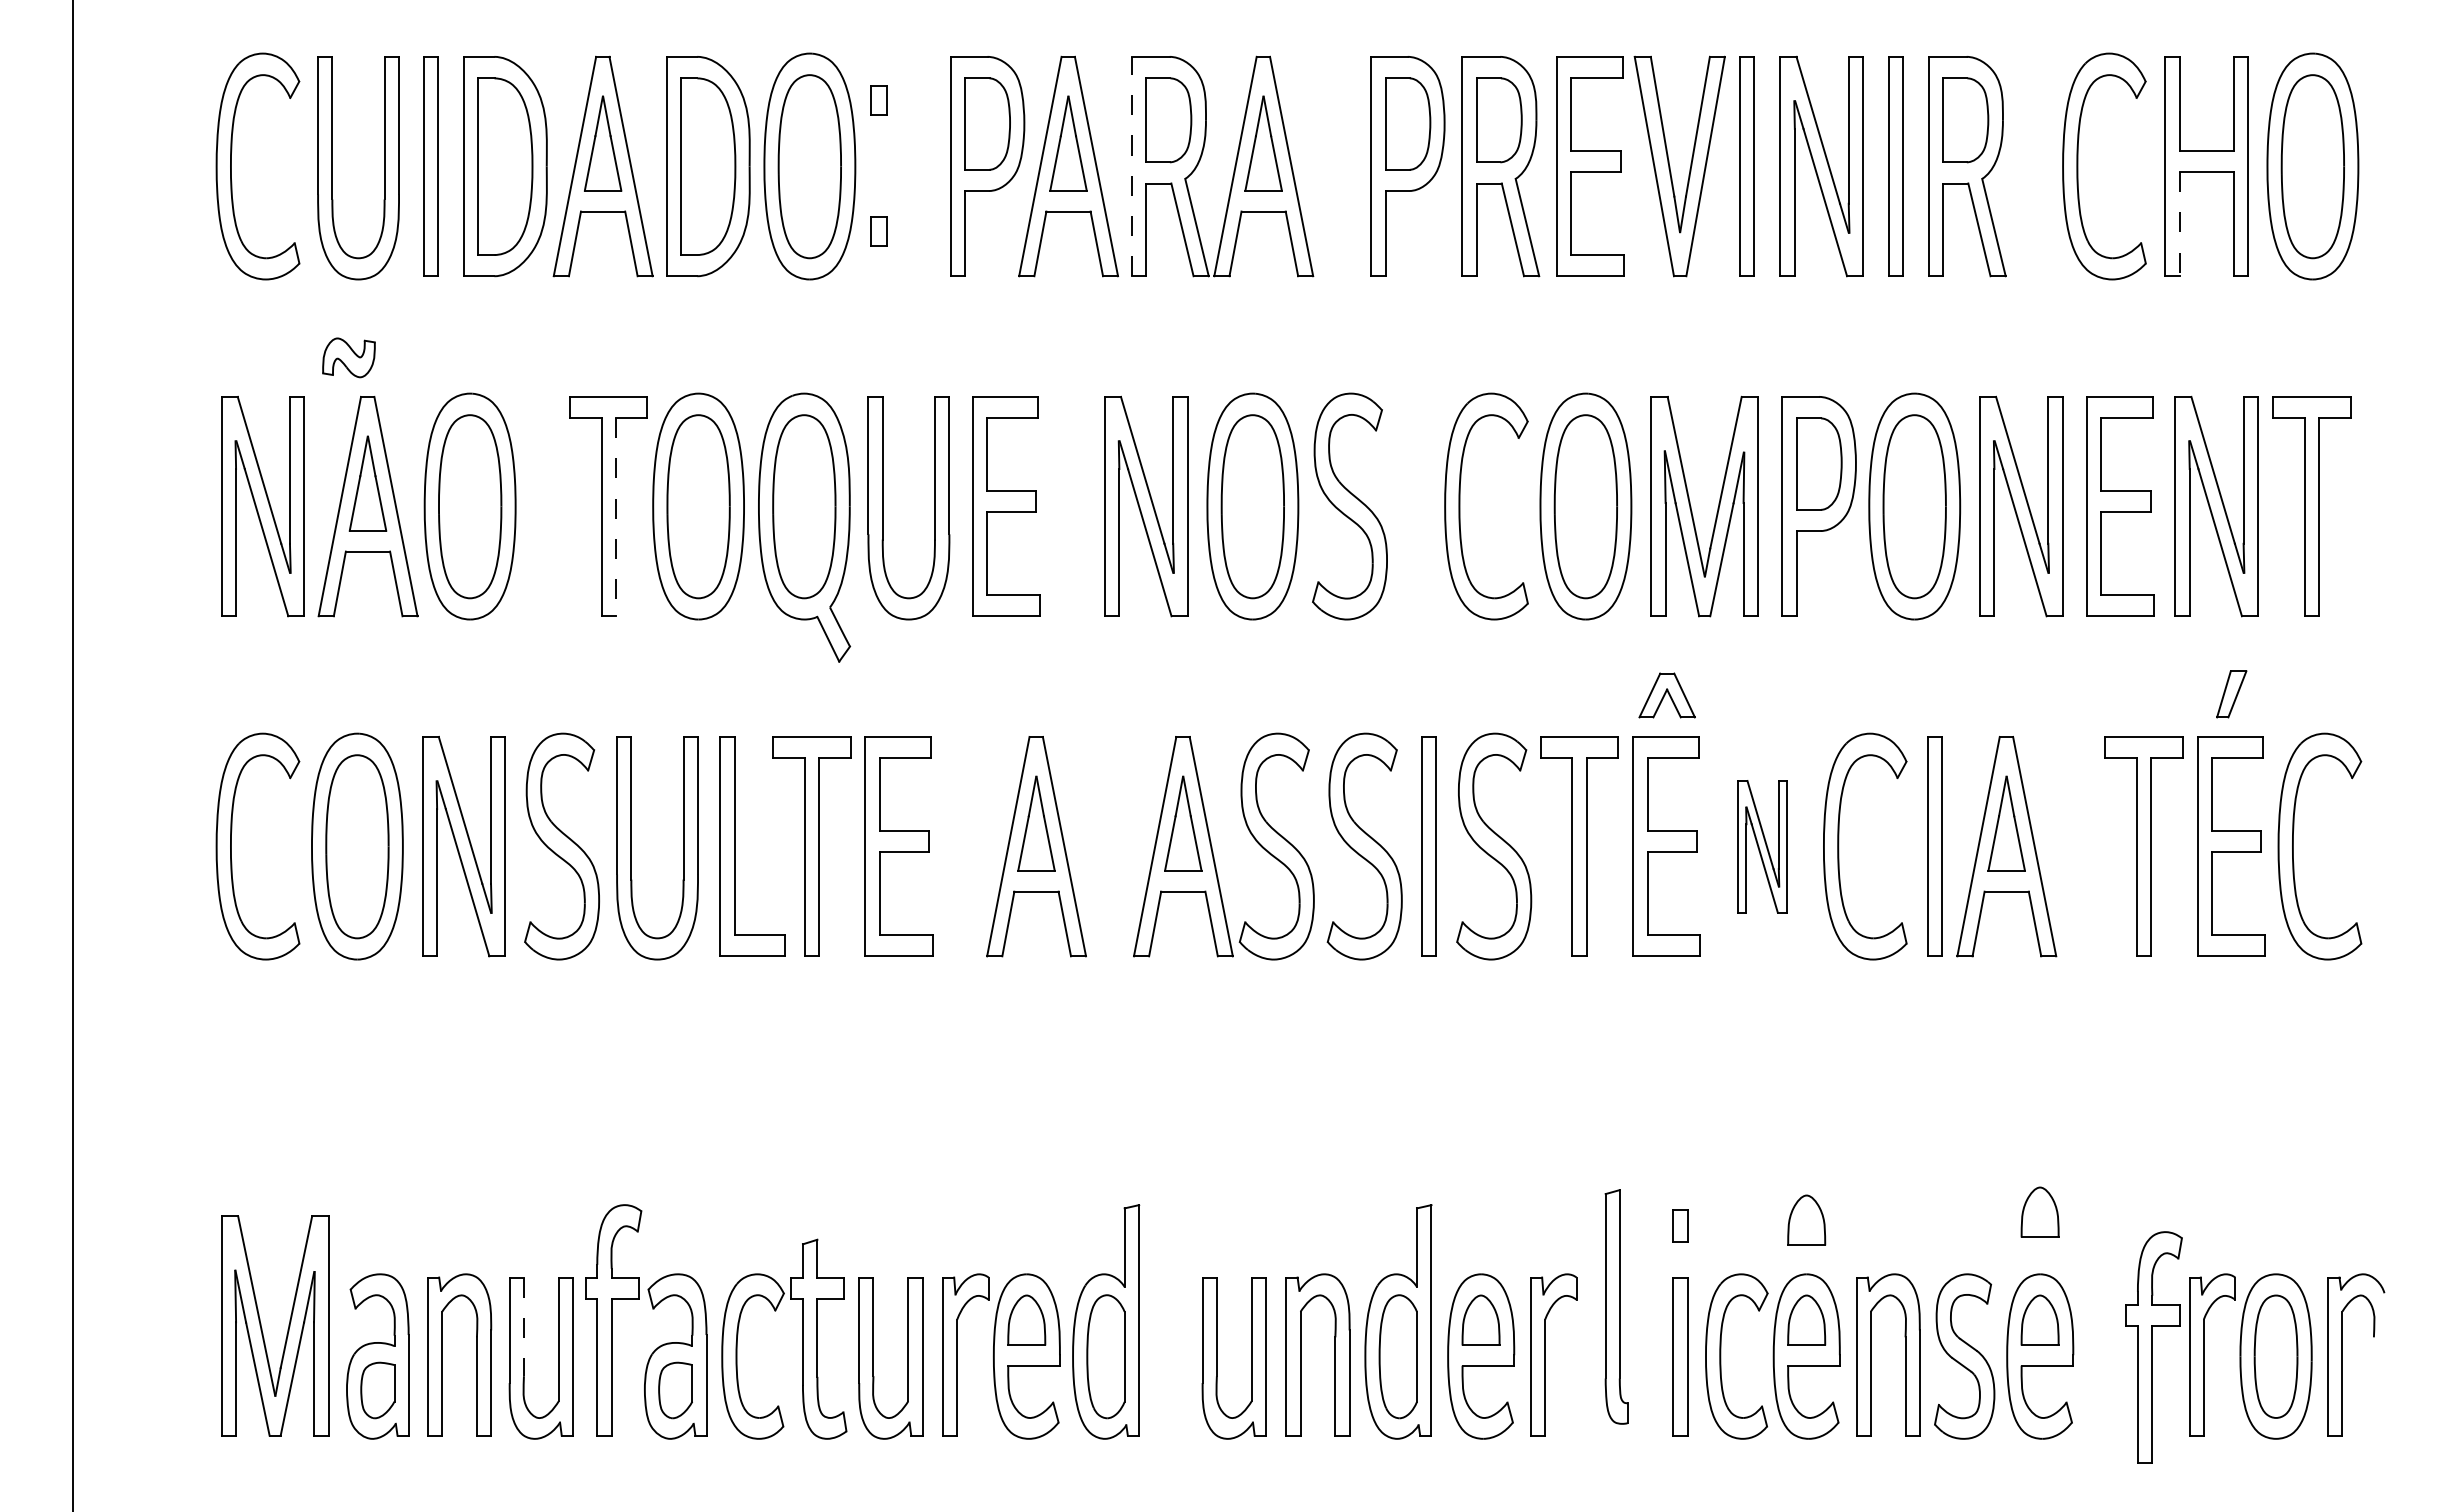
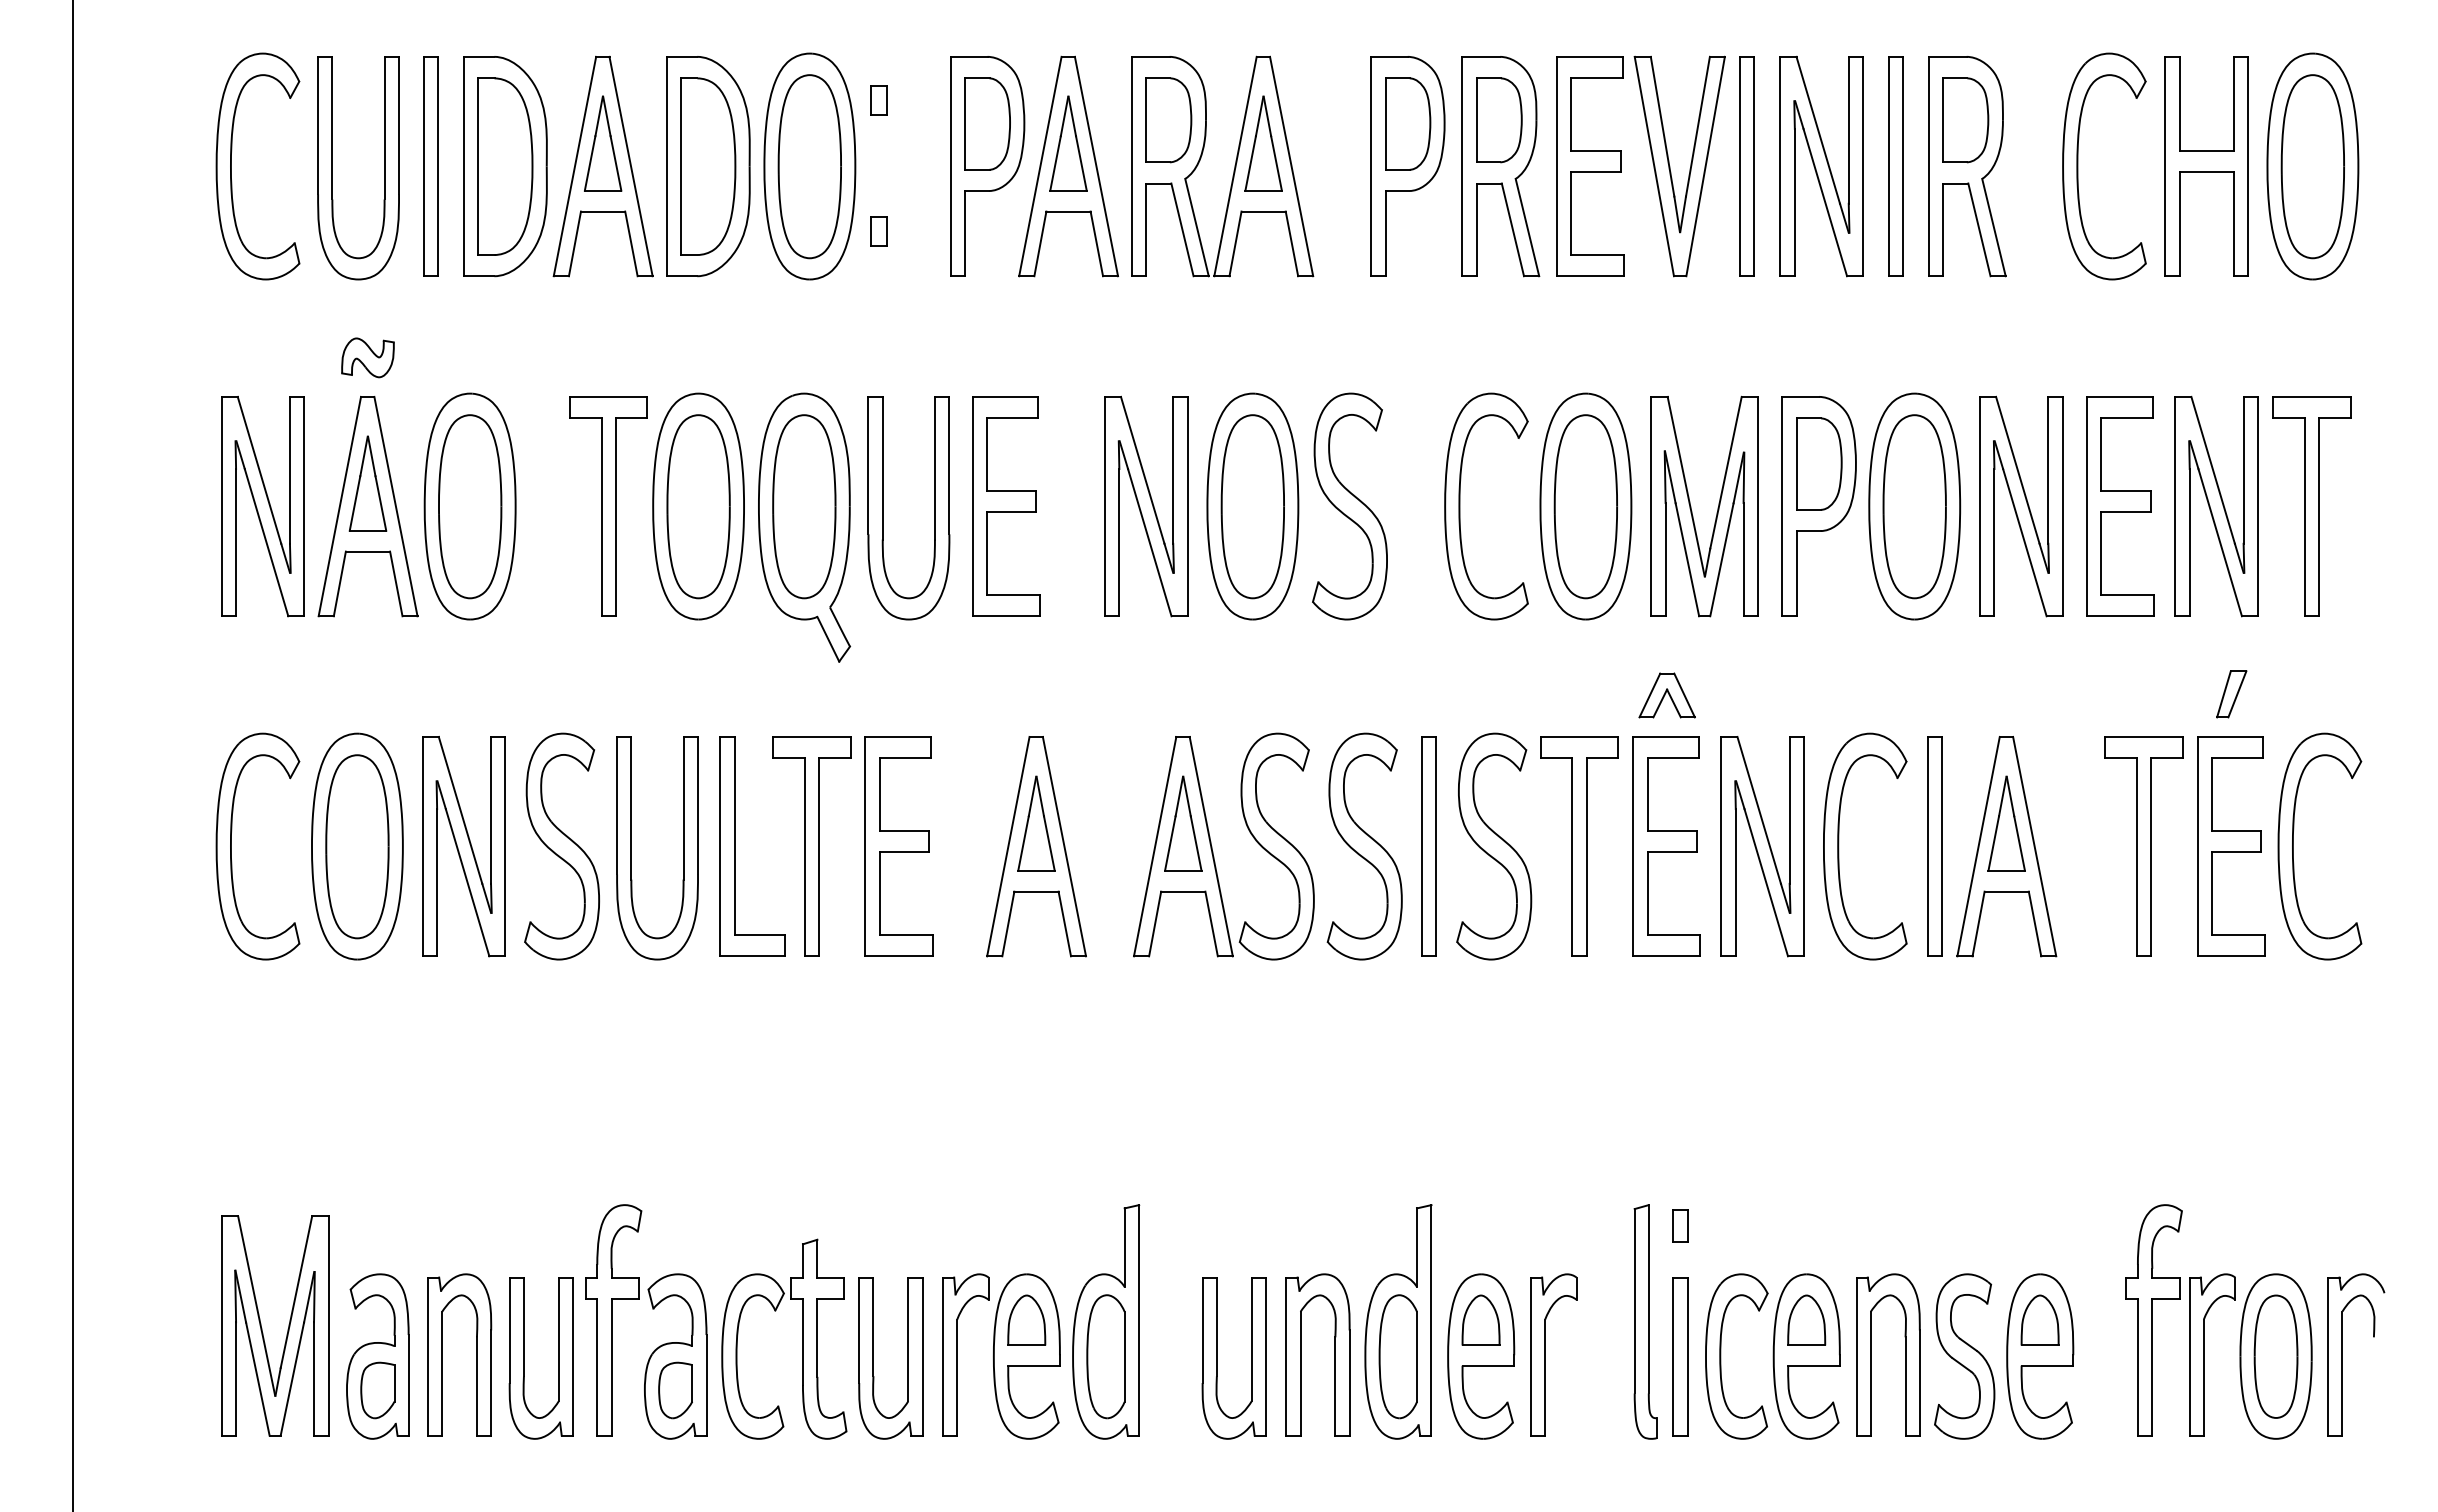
line: dashed -> solid (1131, 166)
line: dashed -> solid (2179, 224)
part position: (348, 357) -> (367, 357) (367, 357)
line: dashed -> solid (615, 517)
part size: 51x134 px -> 85x222 px (1762, 846)
part: present -> none (2039, 1211)
part: present -> none (1806, 1219)
part position: (1616, 1306) -> (1645, 1321) (1645, 1321)
line: dashed -> solid (523, 1327)
part position: (2153, 1347) -> (2153, 1320) (2153, 1320)
